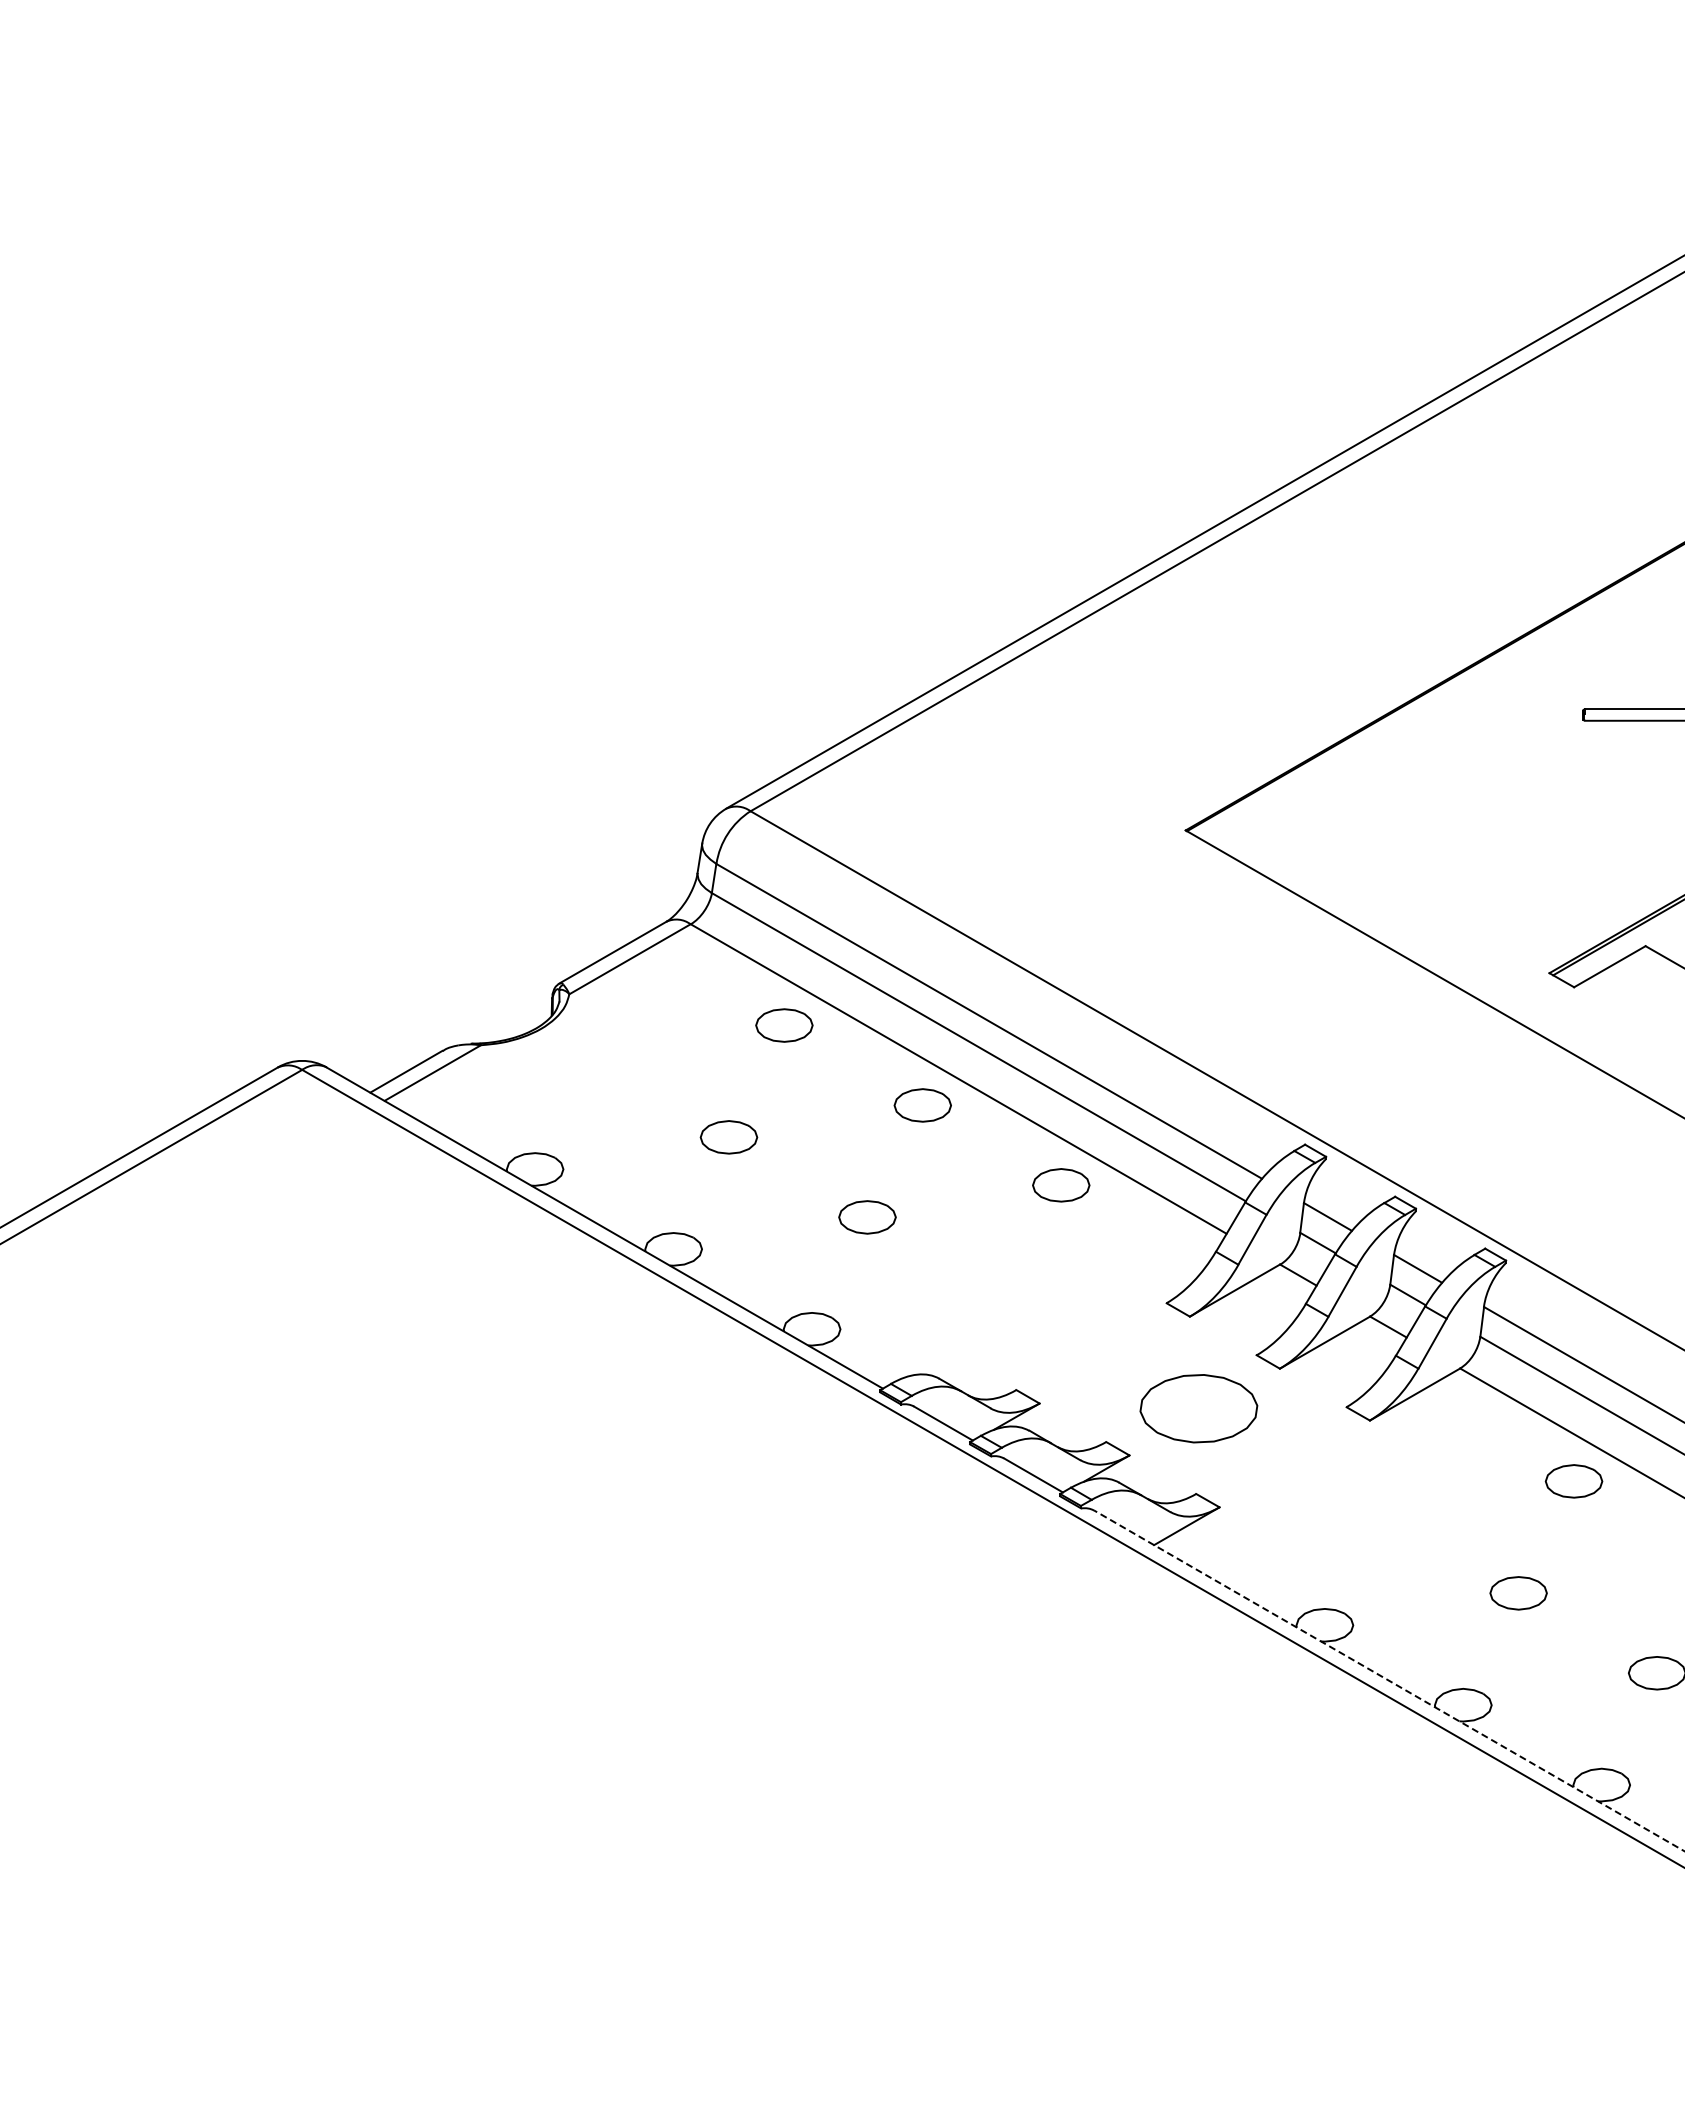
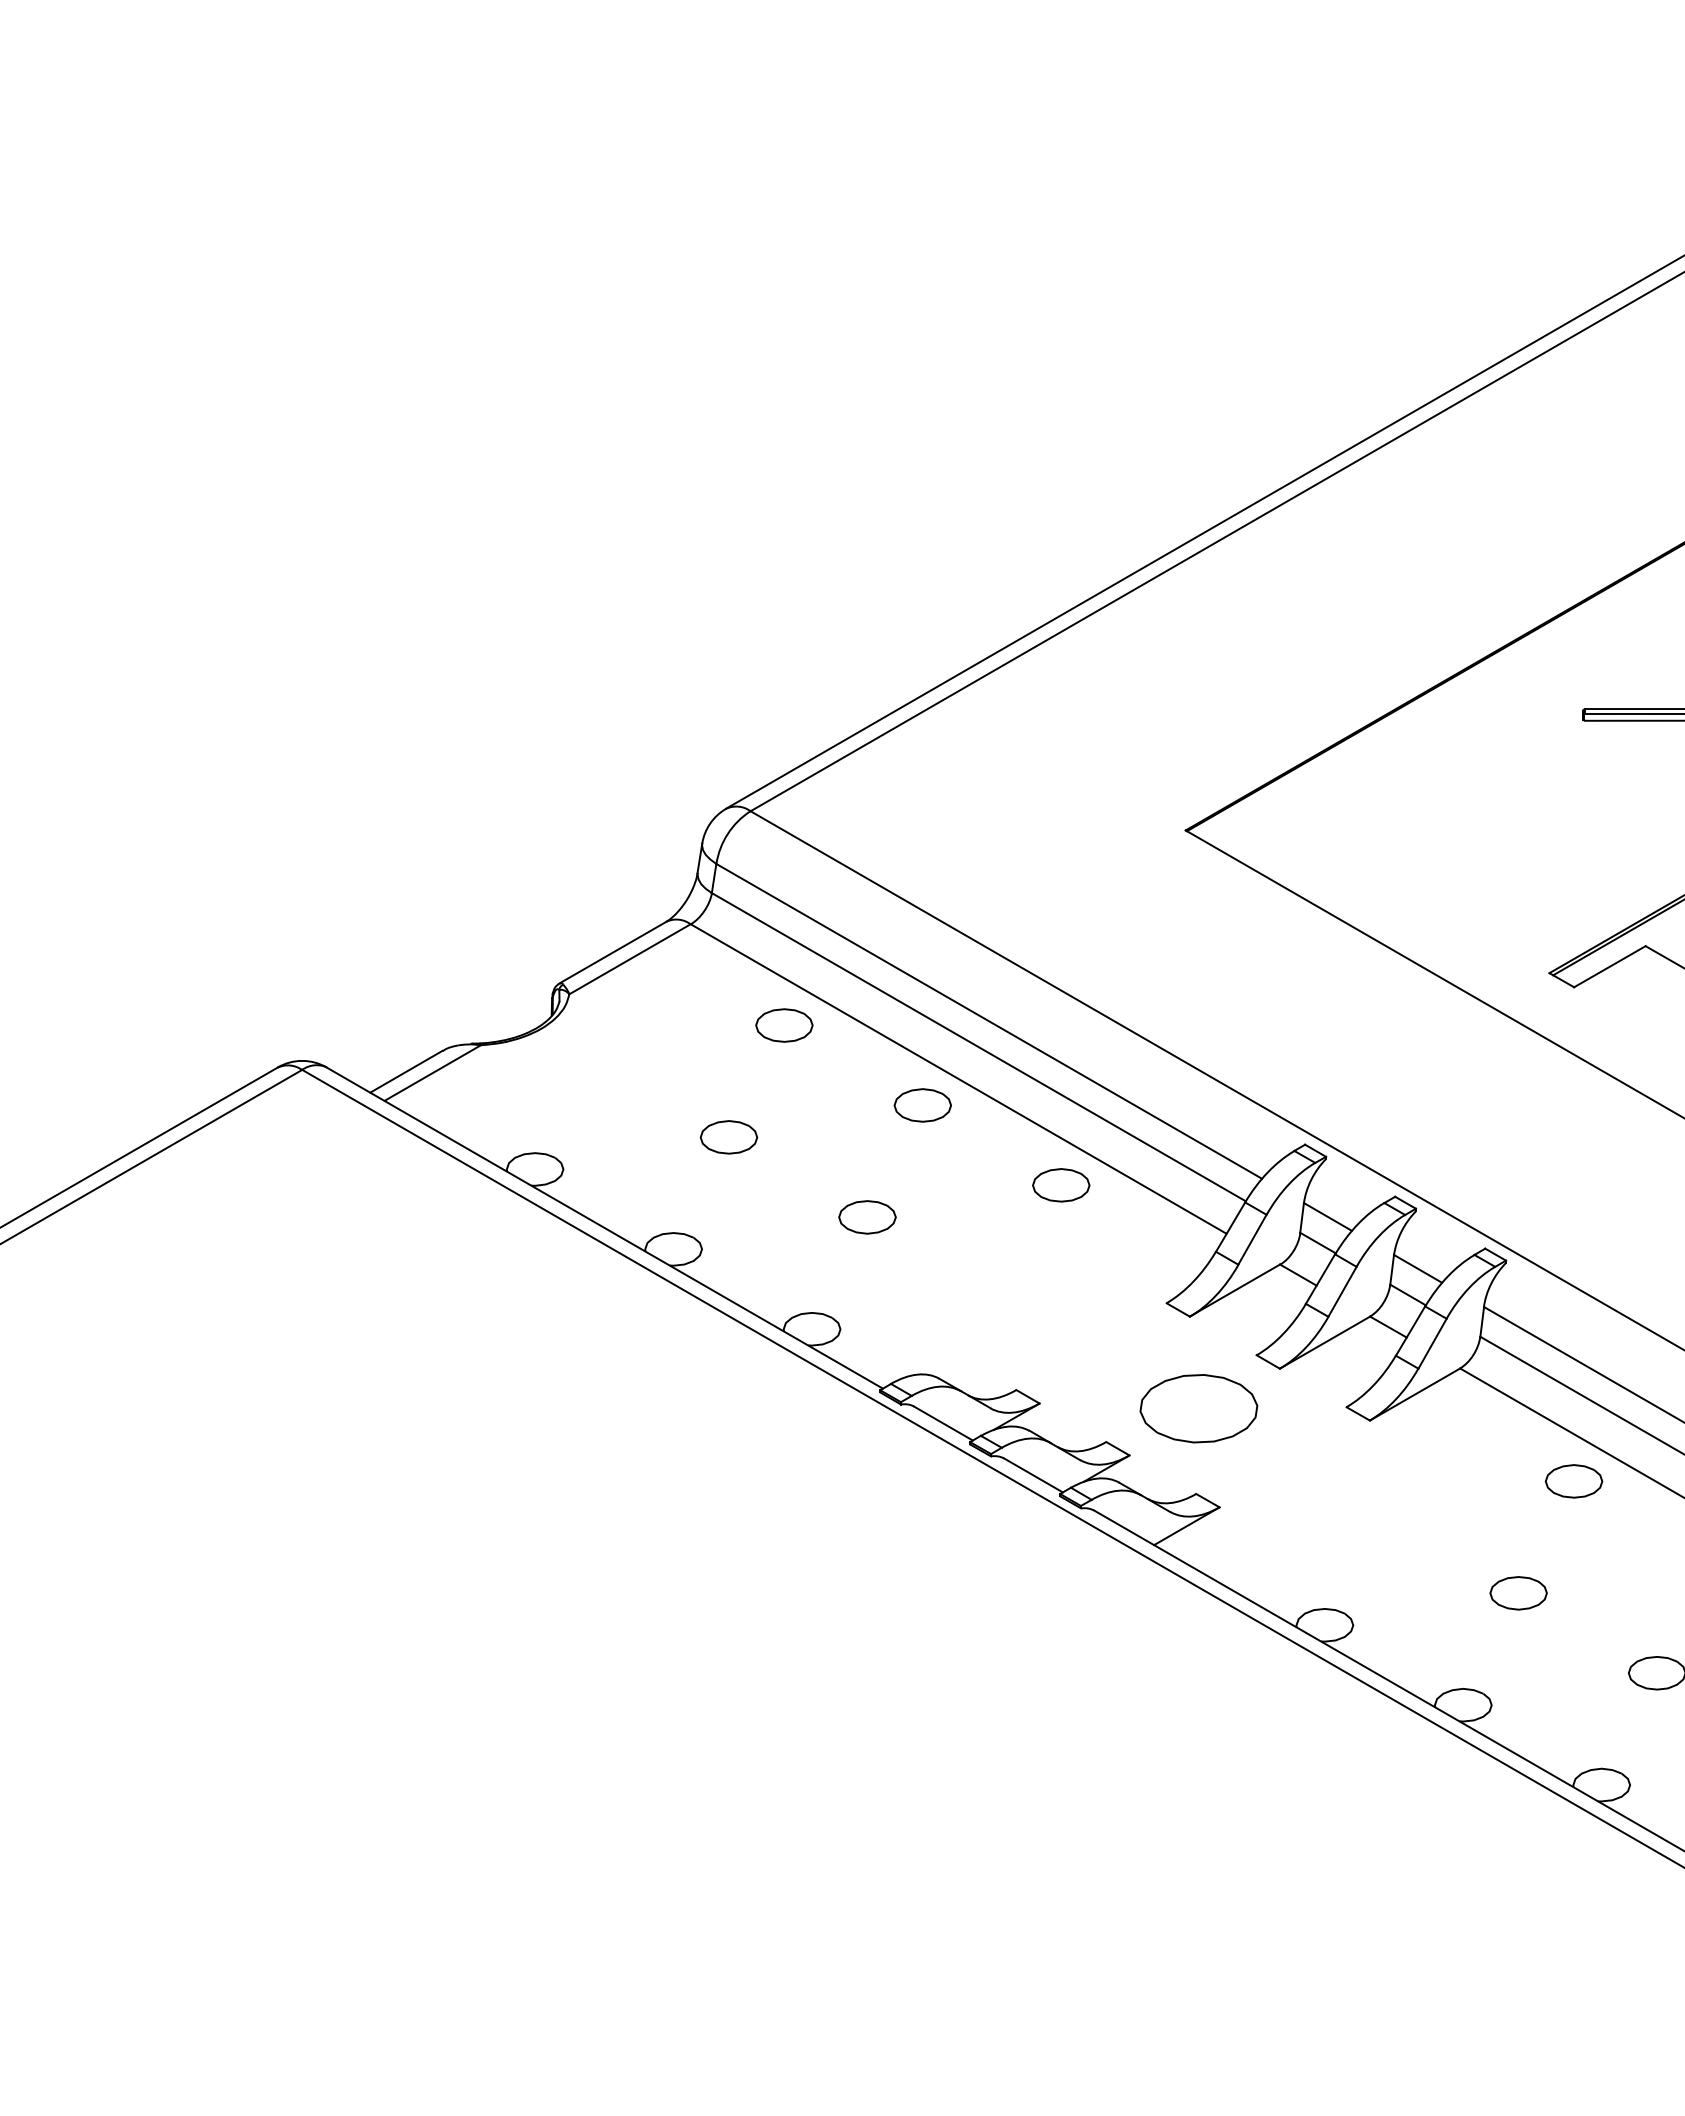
line: none -> present (1633, 713)
line: dashed -> solid (1389, 1680)
